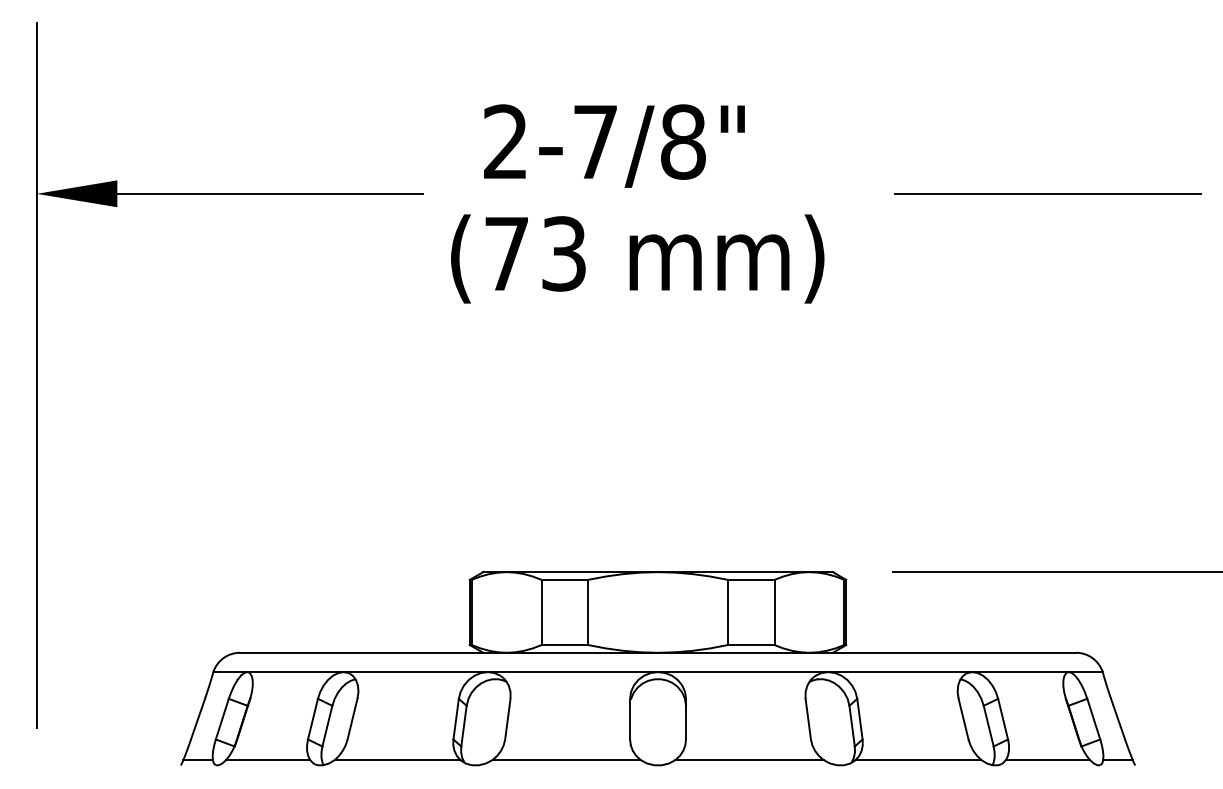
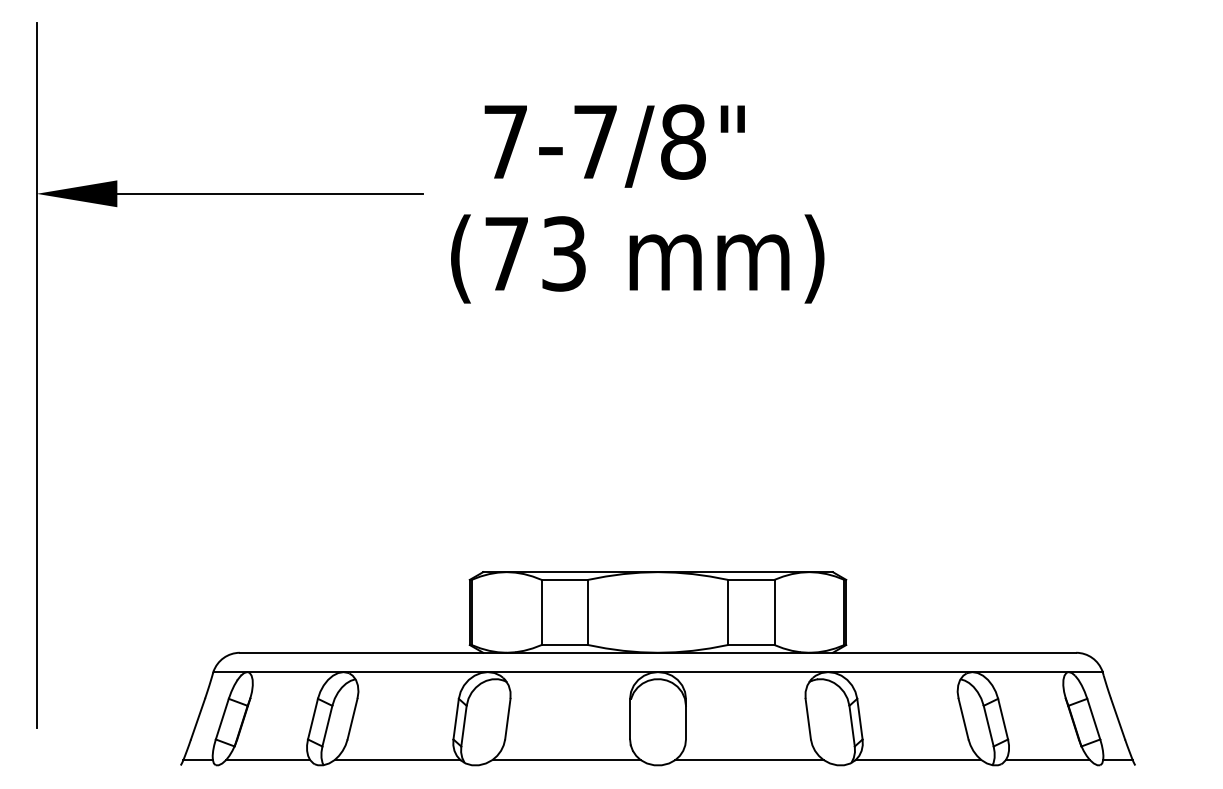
text: 2-7/8" -> 7-7/8" (505, 141)
line: present -> none (1048, 193)
line: present -> none (1056, 572)
